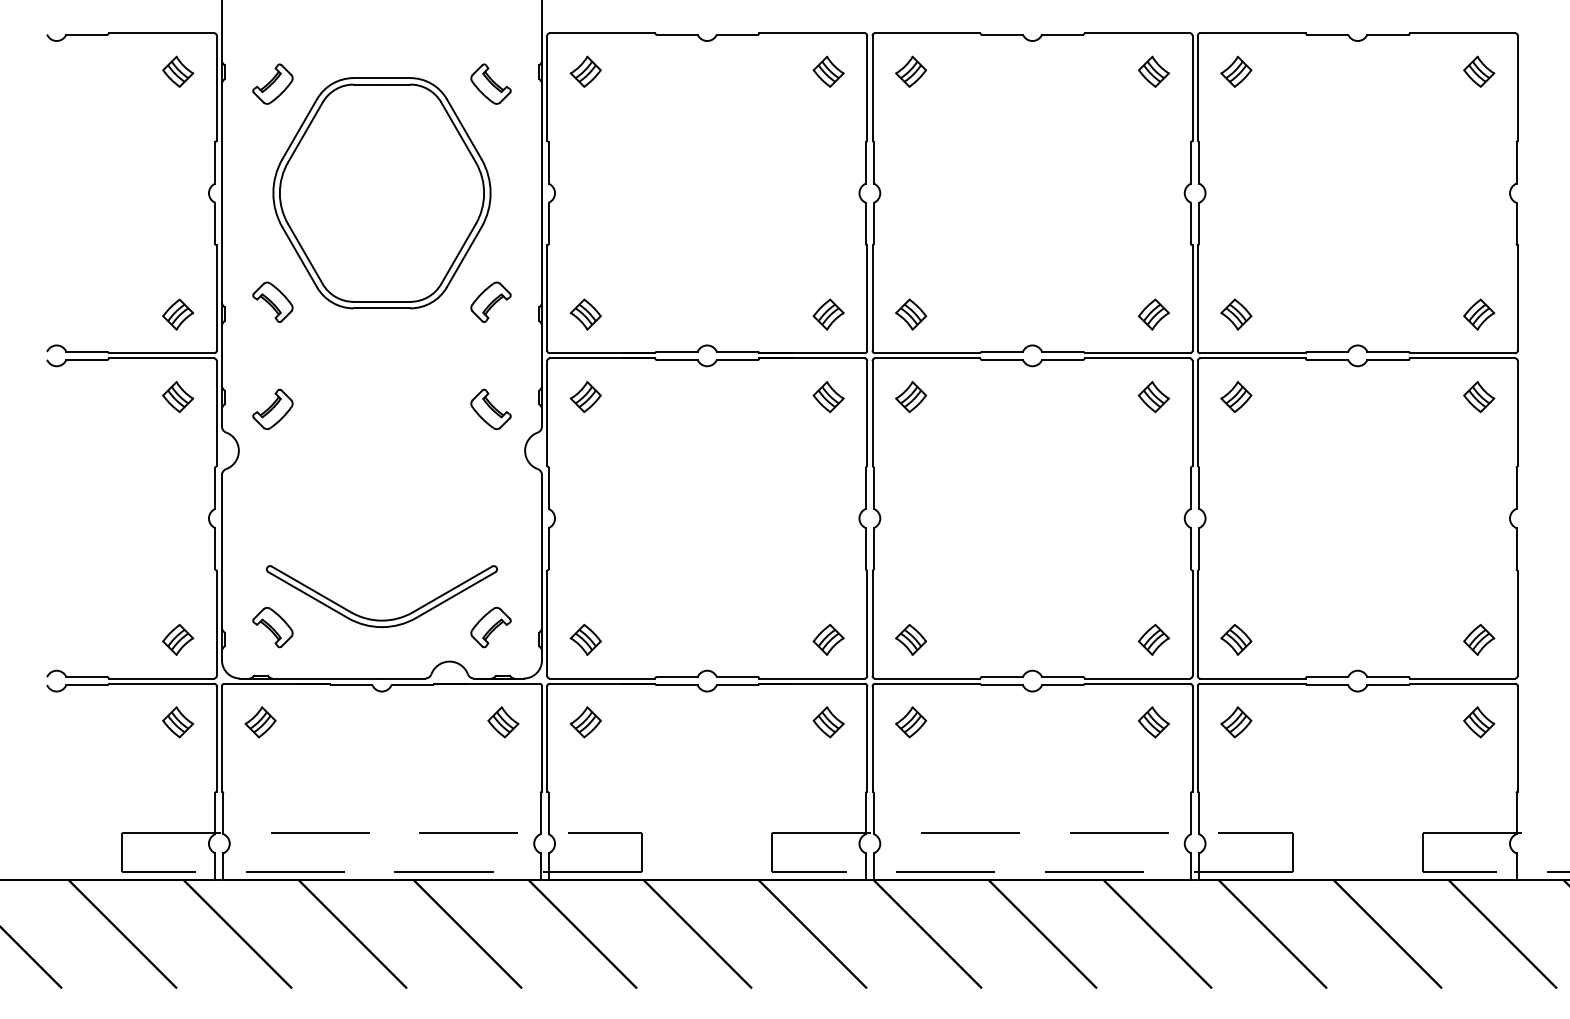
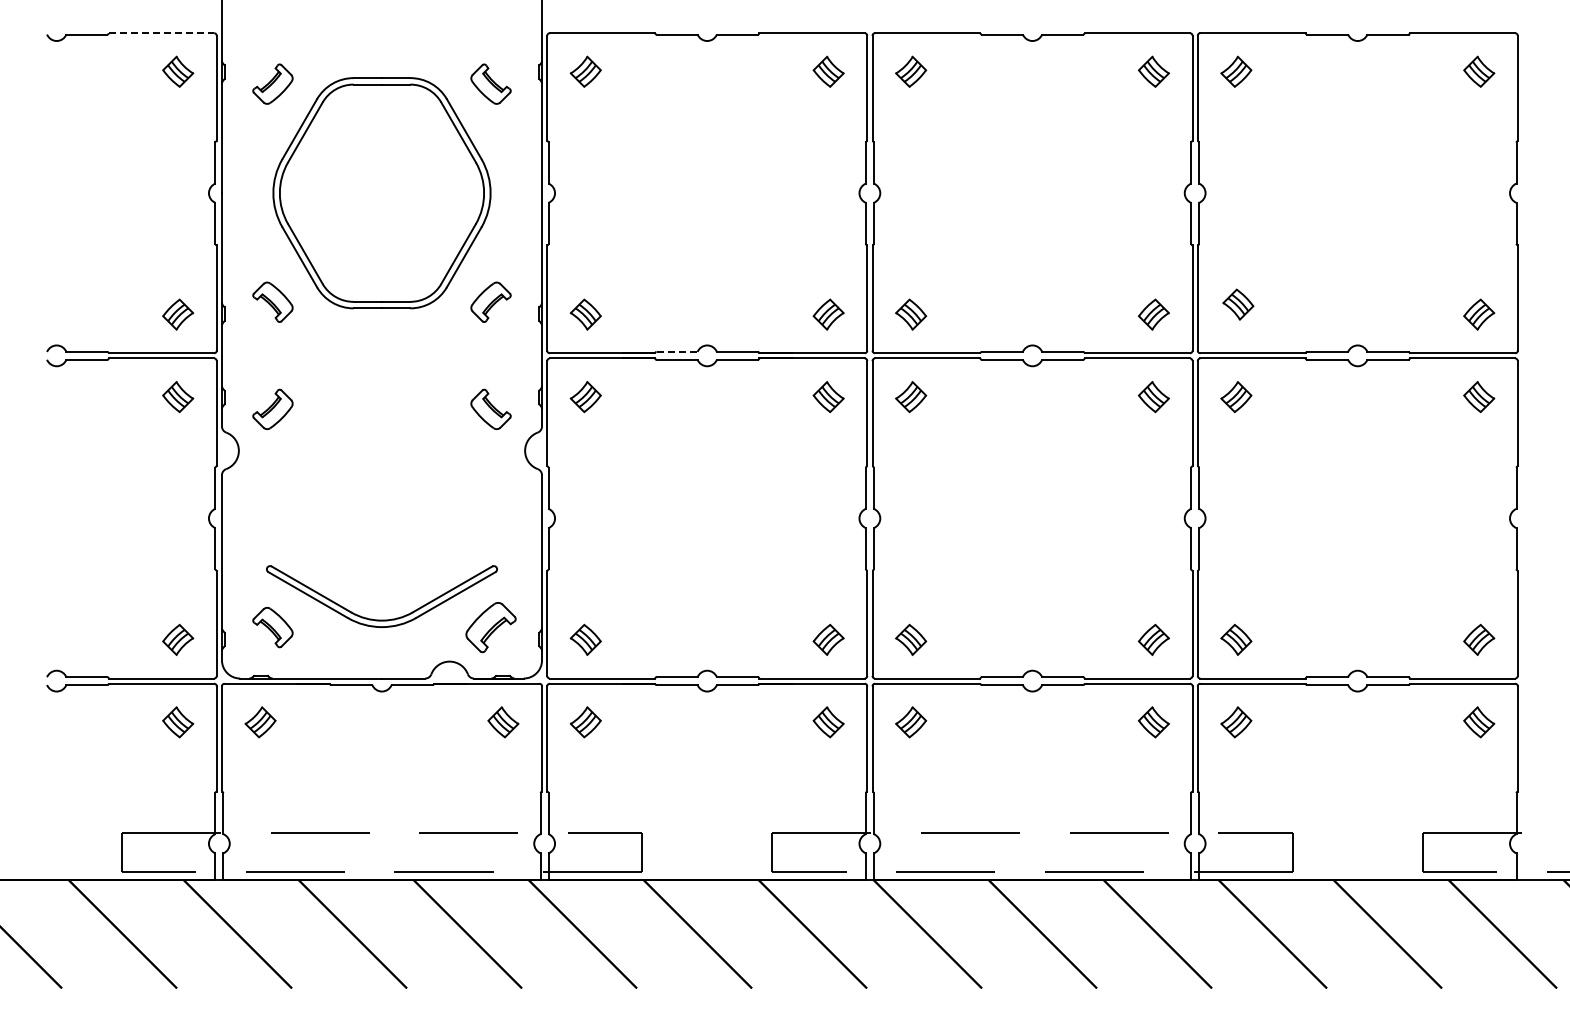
line: solid -> dashed (161, 33)
part position: (1236, 314) -> (1238, 304) (1238, 304)
line: solid -> dashed (677, 351)
part size: 42x43 px -> 52x52 px (490, 627)
